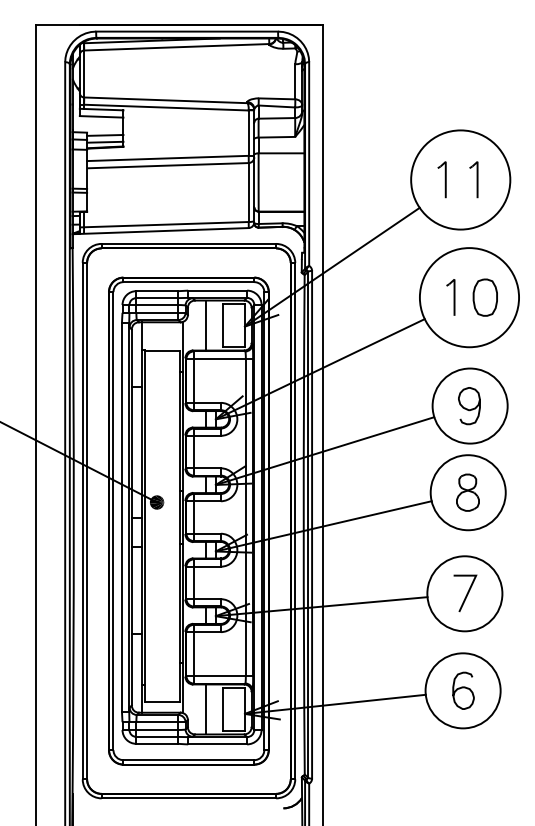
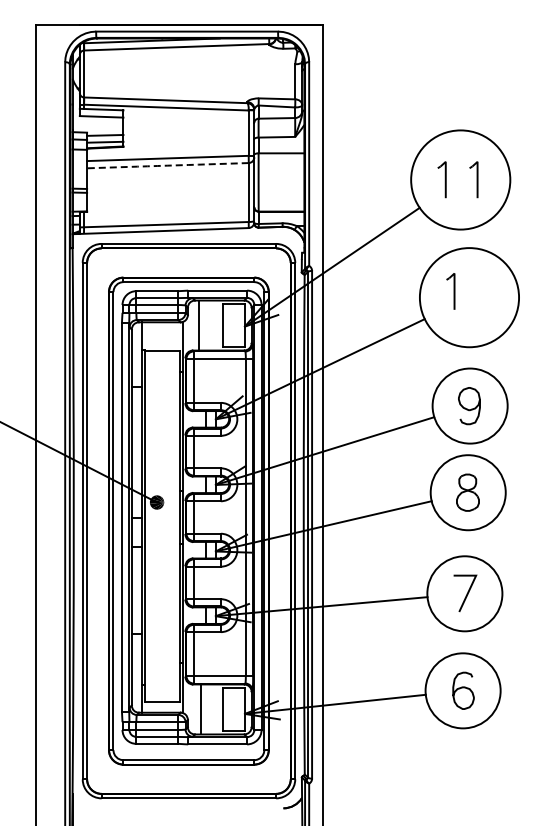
arc: solid -> dashed (167, 165)
part position: (450, 297) -> (450, 291) (450, 291)
part: present -> none (484, 297)
line position: (206, 325) -> (199, 325) (199, 325)
line position: (206, 709) -> (201, 709) (201, 709)
